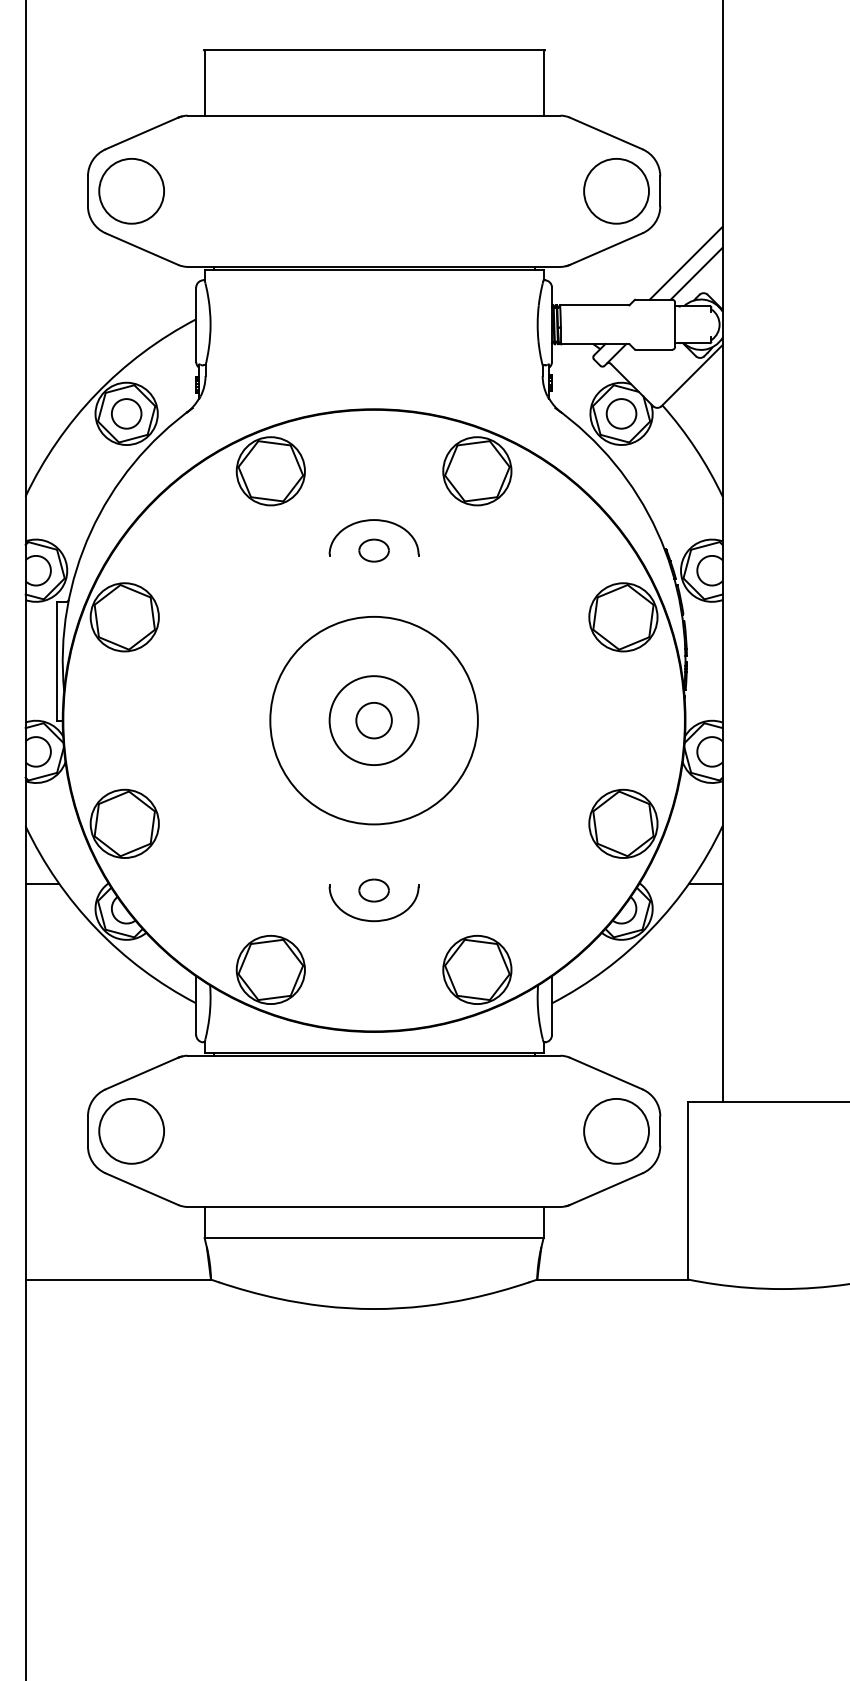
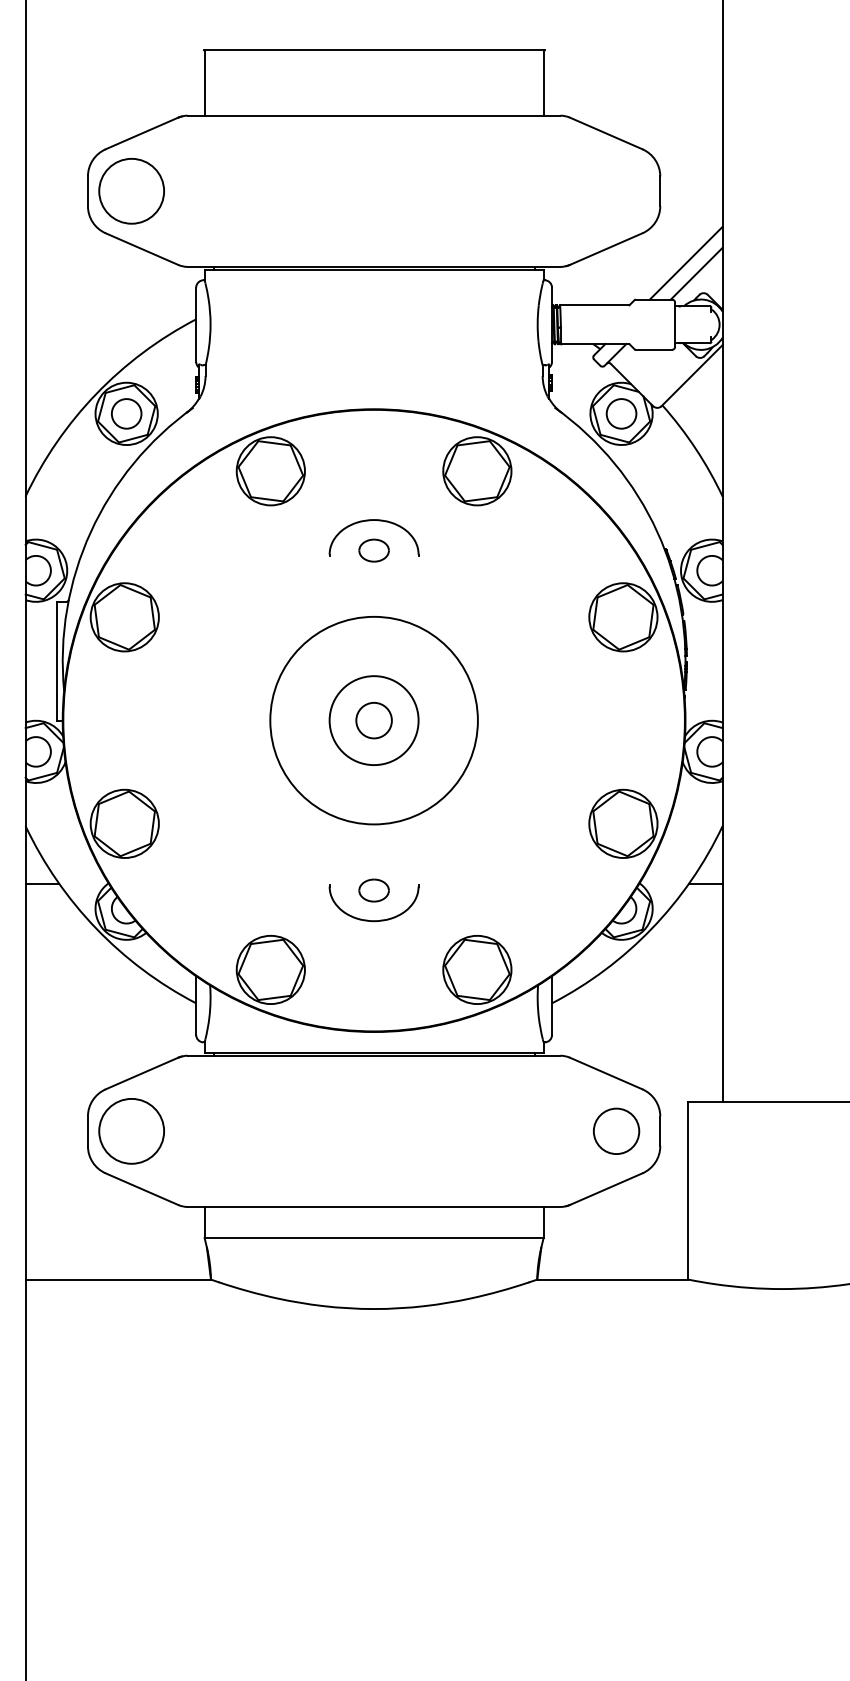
circle: present -> none (616, 191)
circle diameter: 65 px -> 45 px (616, 1131)
